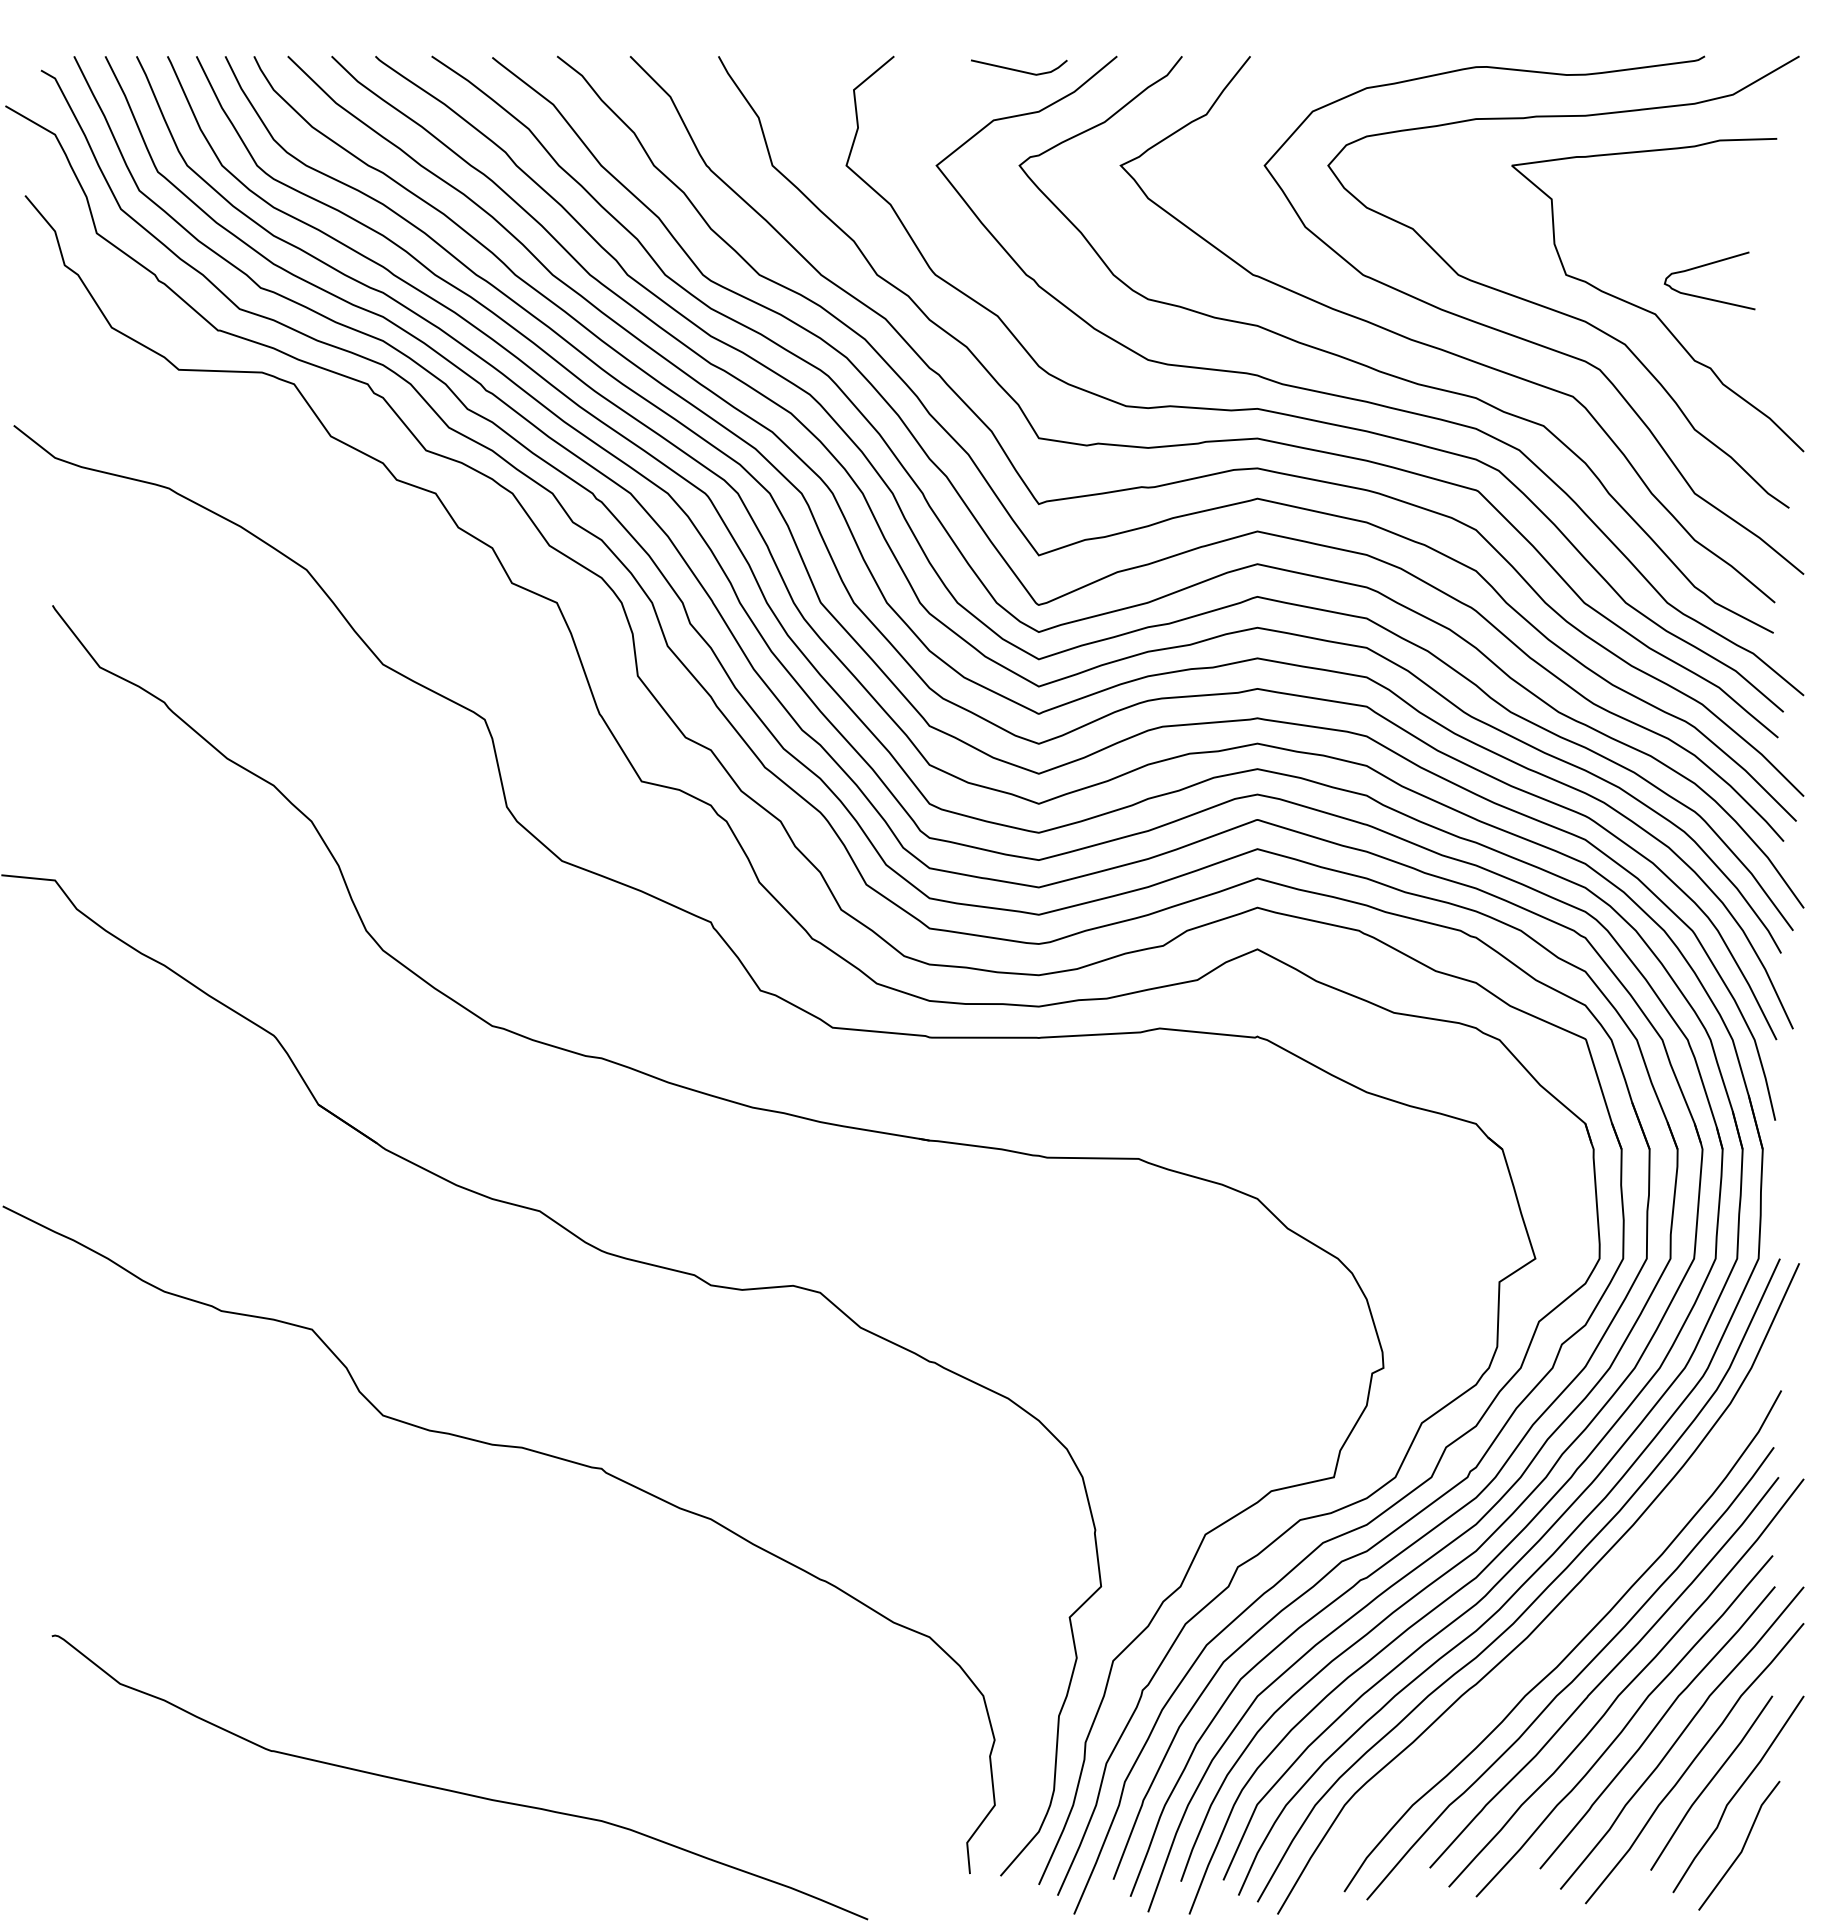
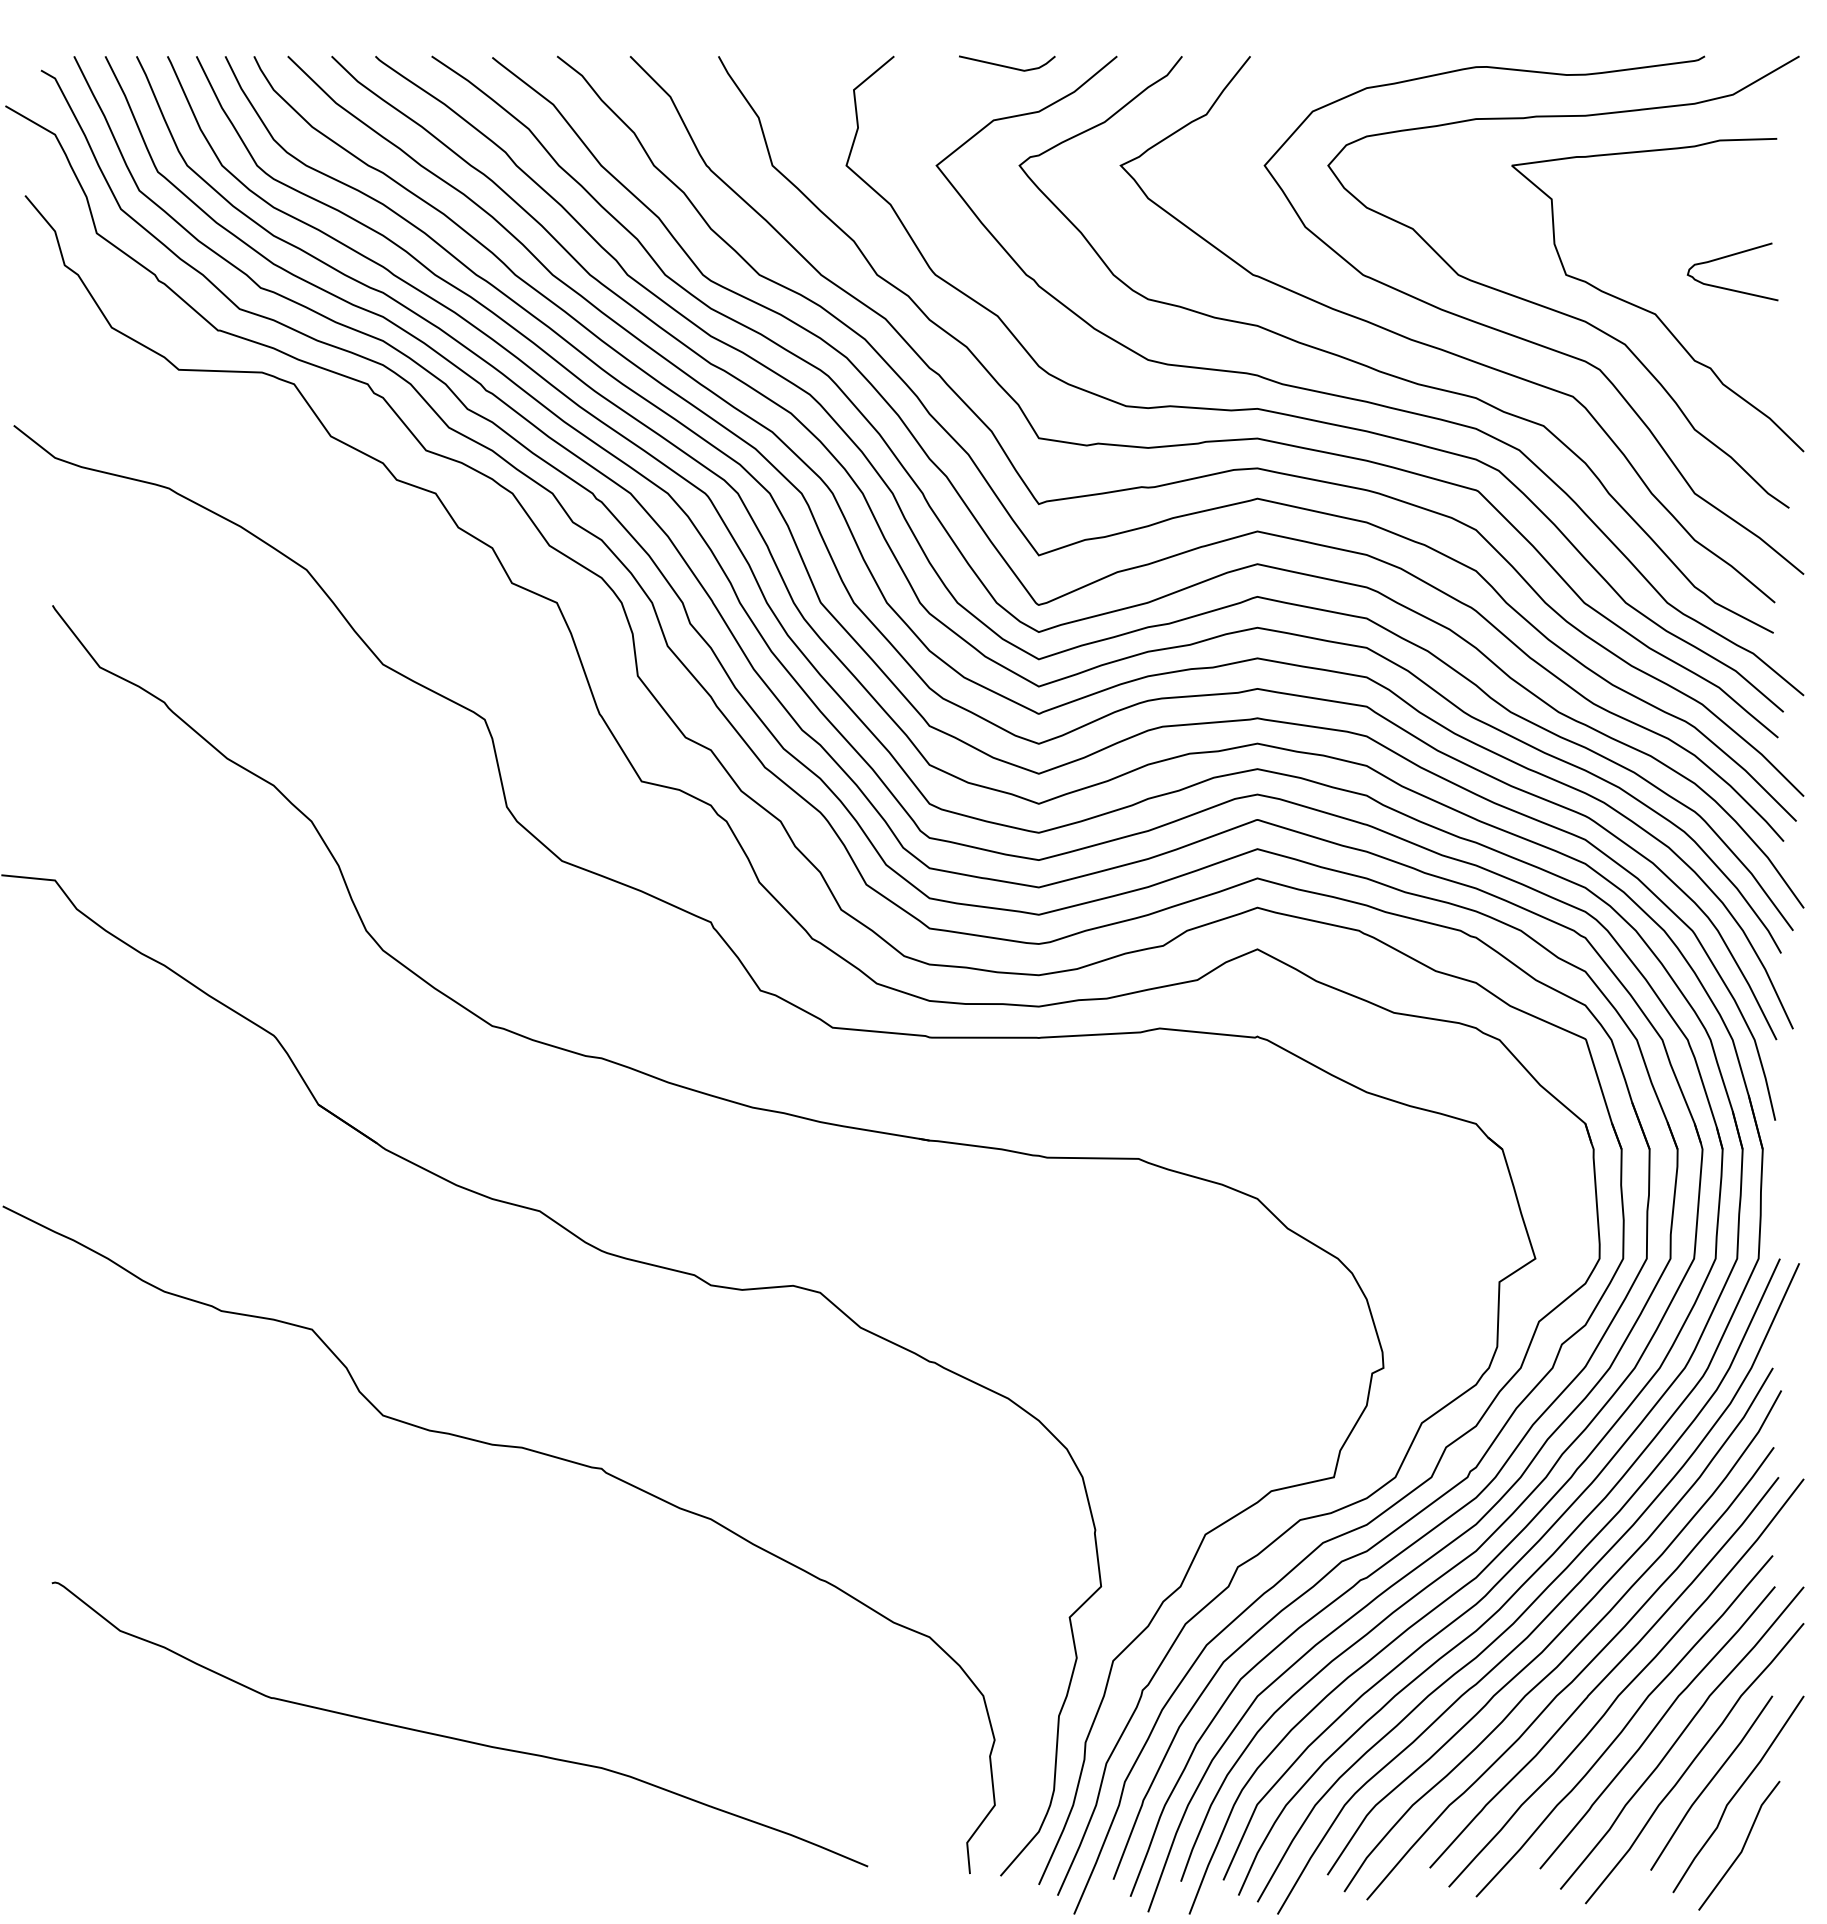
line position: (1017, 69) -> (1005, 65) (1005, 65)
curve position: (1704, 266) -> (1727, 257) (1727, 257)
curve: none -> present (1560, 1631)
curve position: (454, 1790) -> (454, 1737) (454, 1737)
